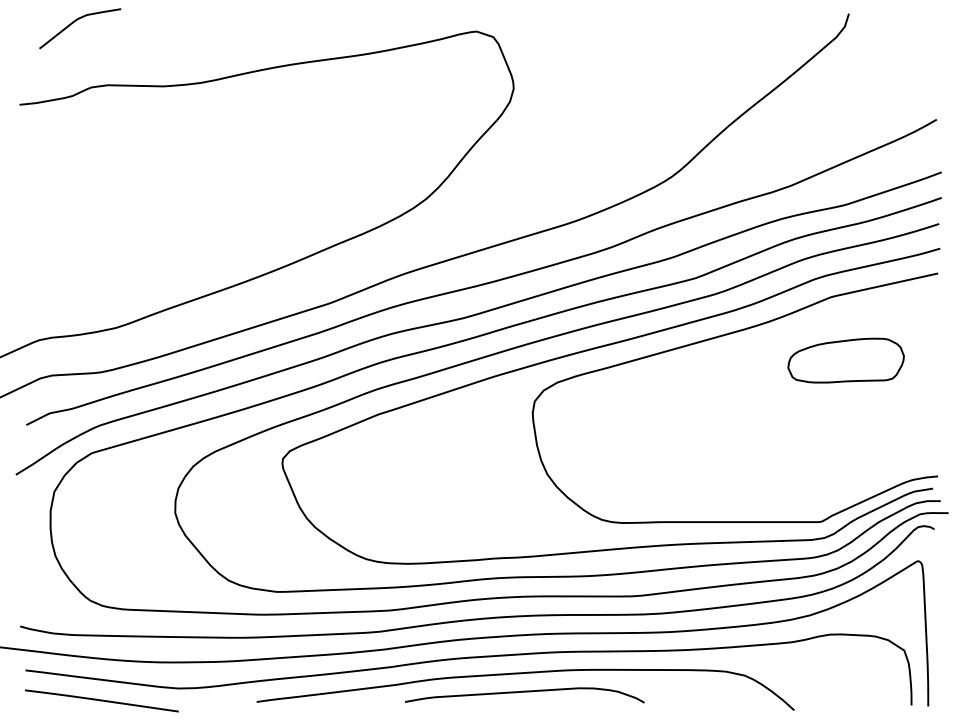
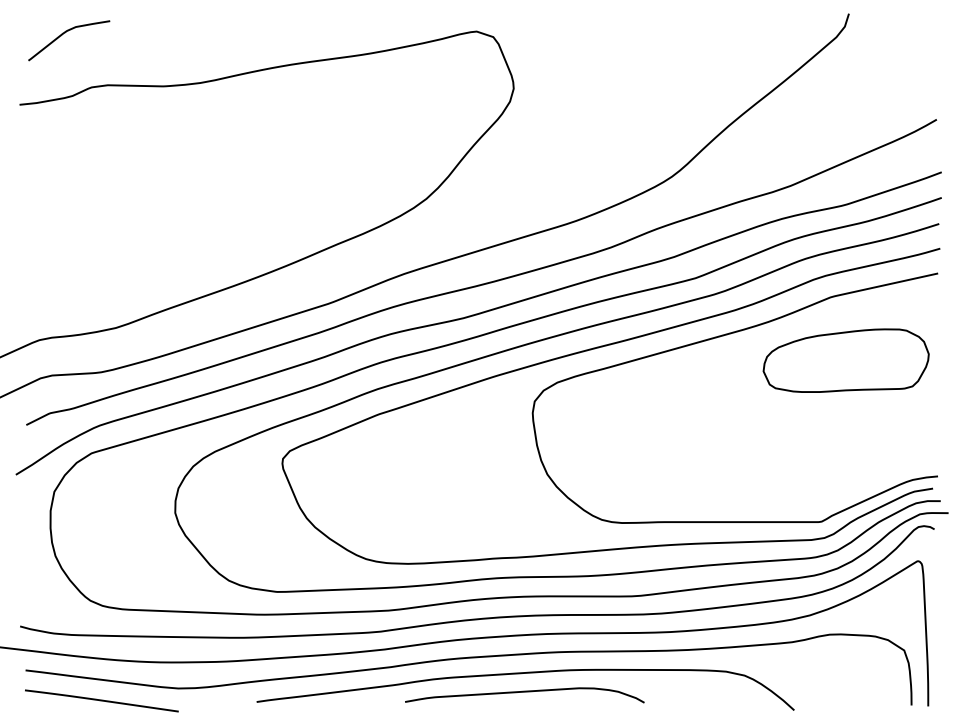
curve position: (76, 21) -> (65, 33) (65, 33)
part size: 118x47 px -> 168x65 px (845, 360)
